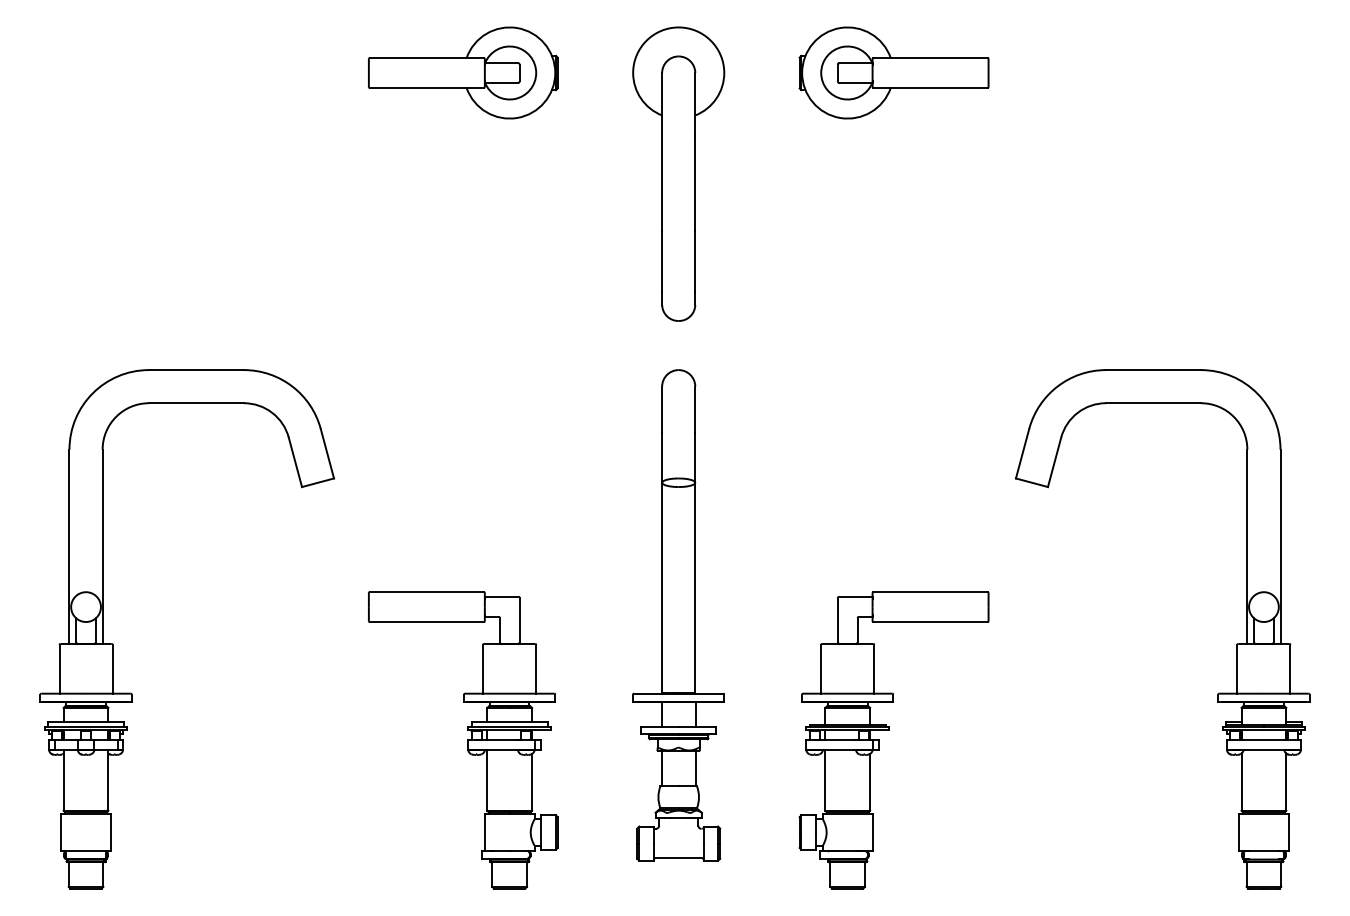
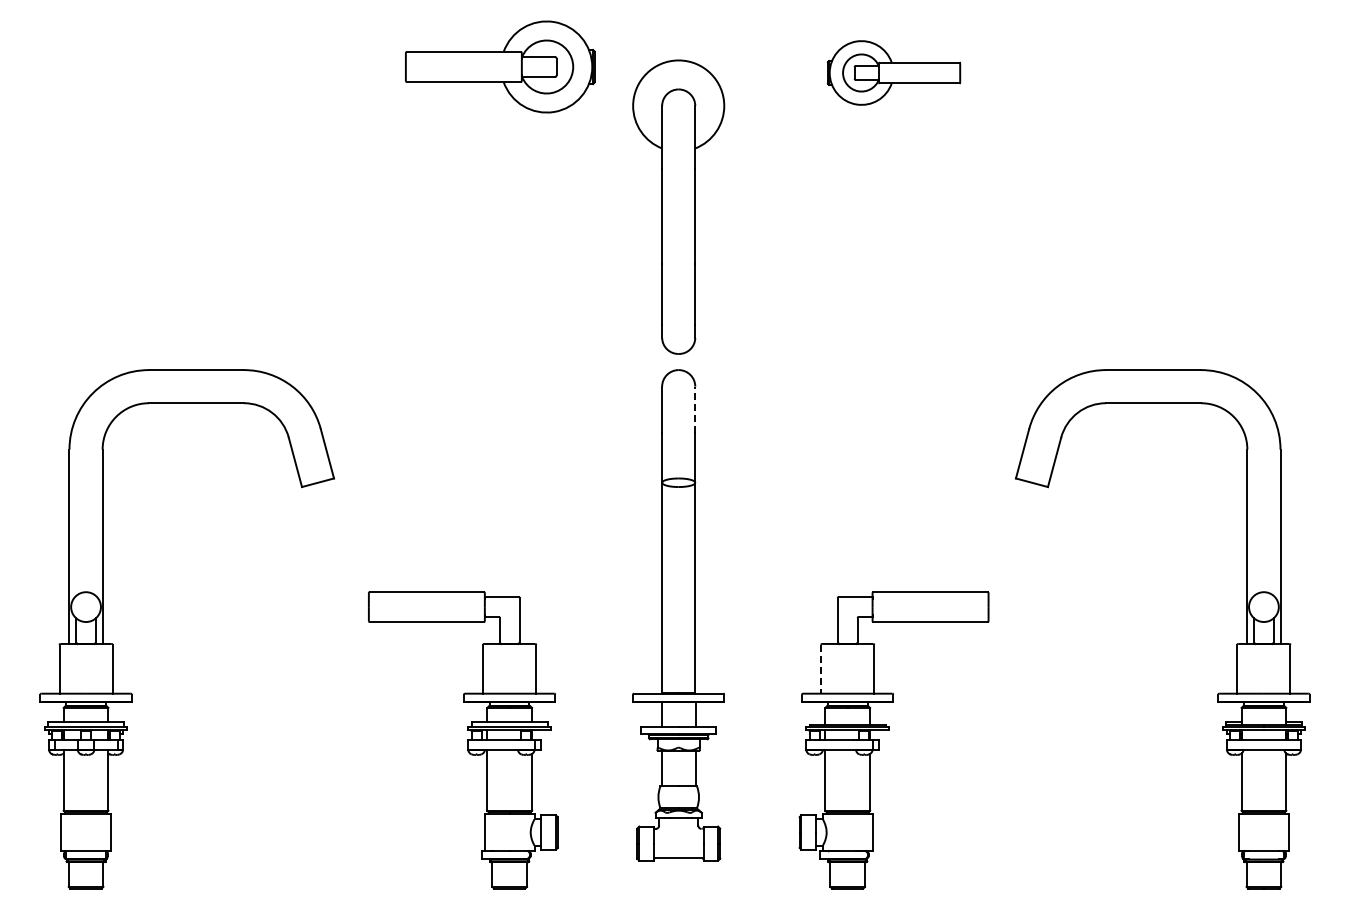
part position: (463, 72) -> (500, 66) (500, 66)
part size: 192x94 px -> 136x66 px (893, 72)
part position: (678, 173) -> (678, 206) (678, 206)
line: solid -> dashed (695, 409)
line: solid -> dashed (821, 669)
